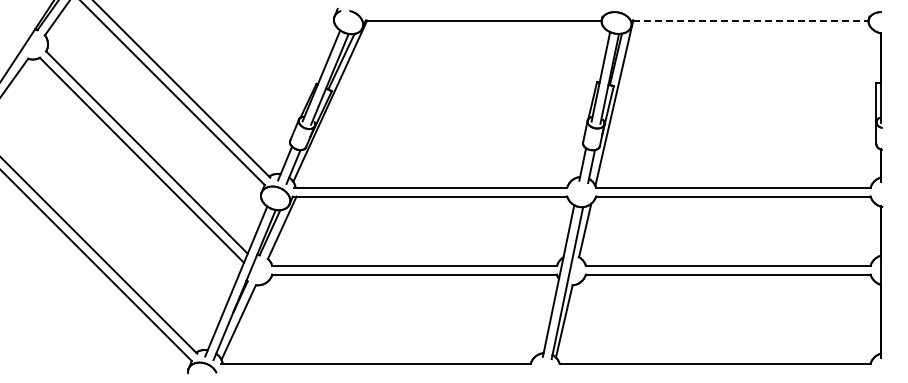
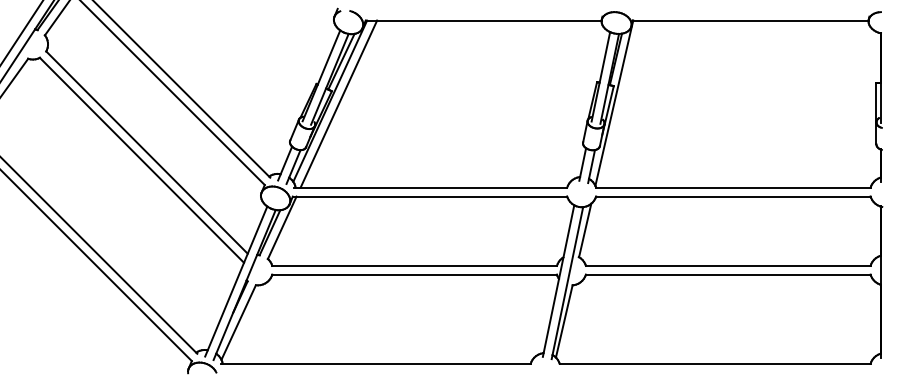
line: dashed -> solid (750, 20)
line: none -> present (22, 32)
line: none -> present (338, 103)
